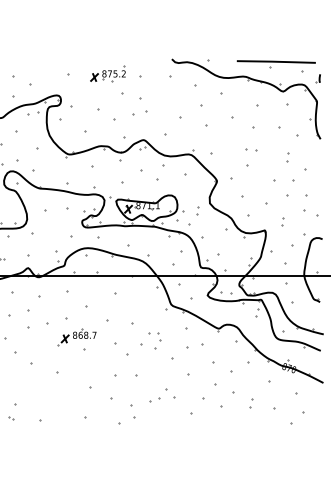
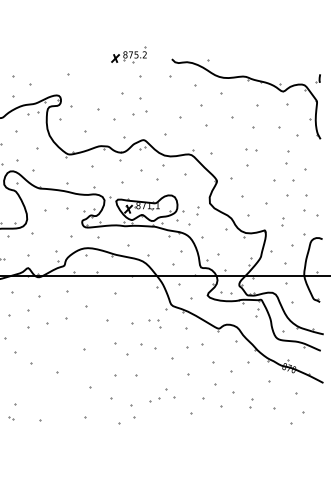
part: present -> none (275, 66)
part position: (107, 73) -> (128, 54) (128, 54)
part size: 4x11 px -> 5x15 px (287, 157)
part position: (154, 336) -> (154, 323) (154, 323)
part: present -> none (76, 337)
